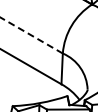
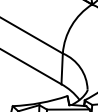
line: dashed -> solid (31, 35)
